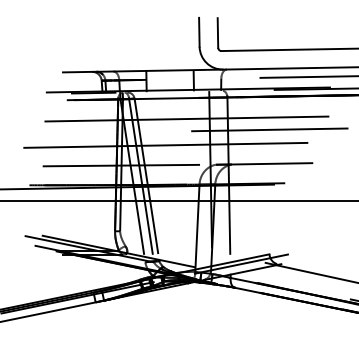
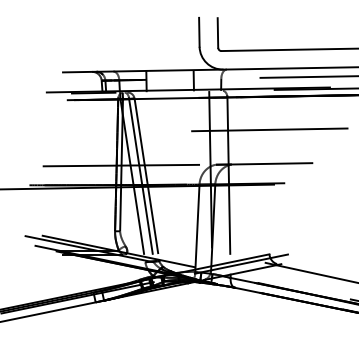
line: present -> none (186, 118)
line: present -> none (165, 144)
line: present -> none (178, 200)
